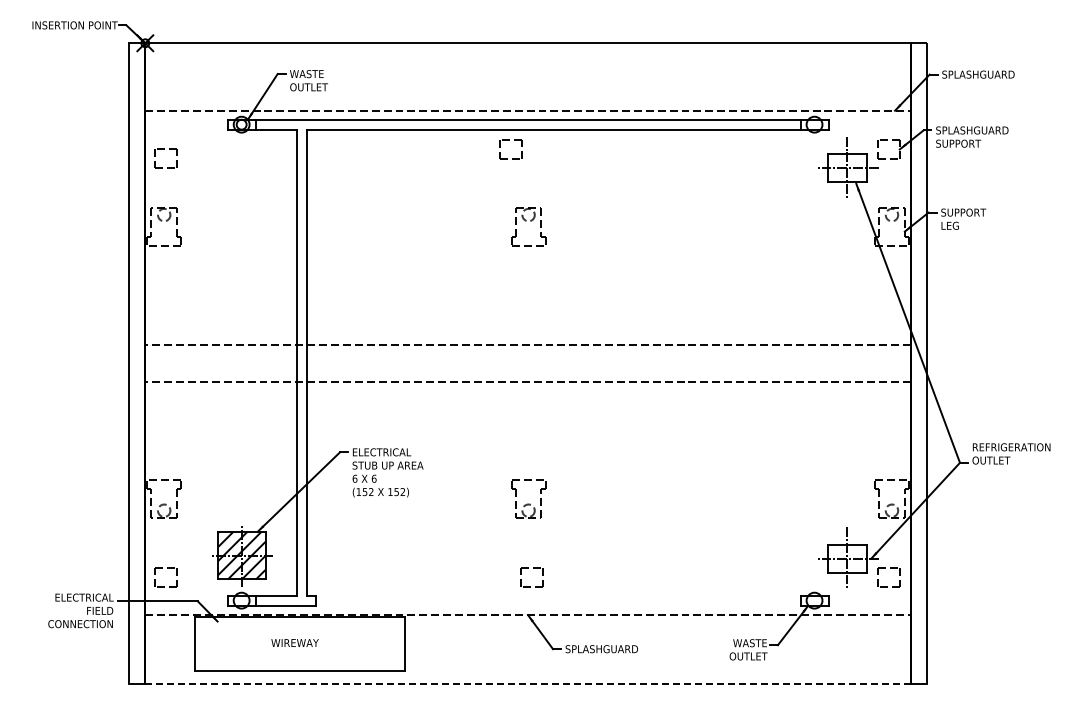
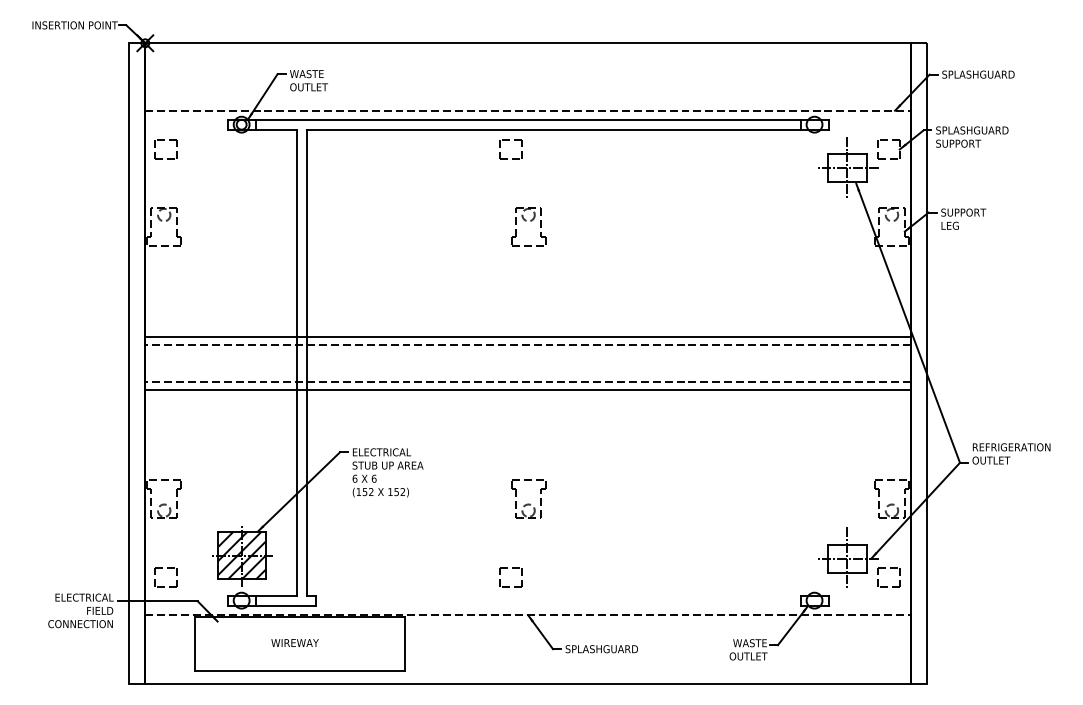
part position: (164, 149) -> (164, 140) (164, 140)
line: none -> present (527, 336)
line: none -> present (527, 390)
part position: (530, 586) -> (509, 586) (509, 586)
line: dashed -> solid (528, 683)
